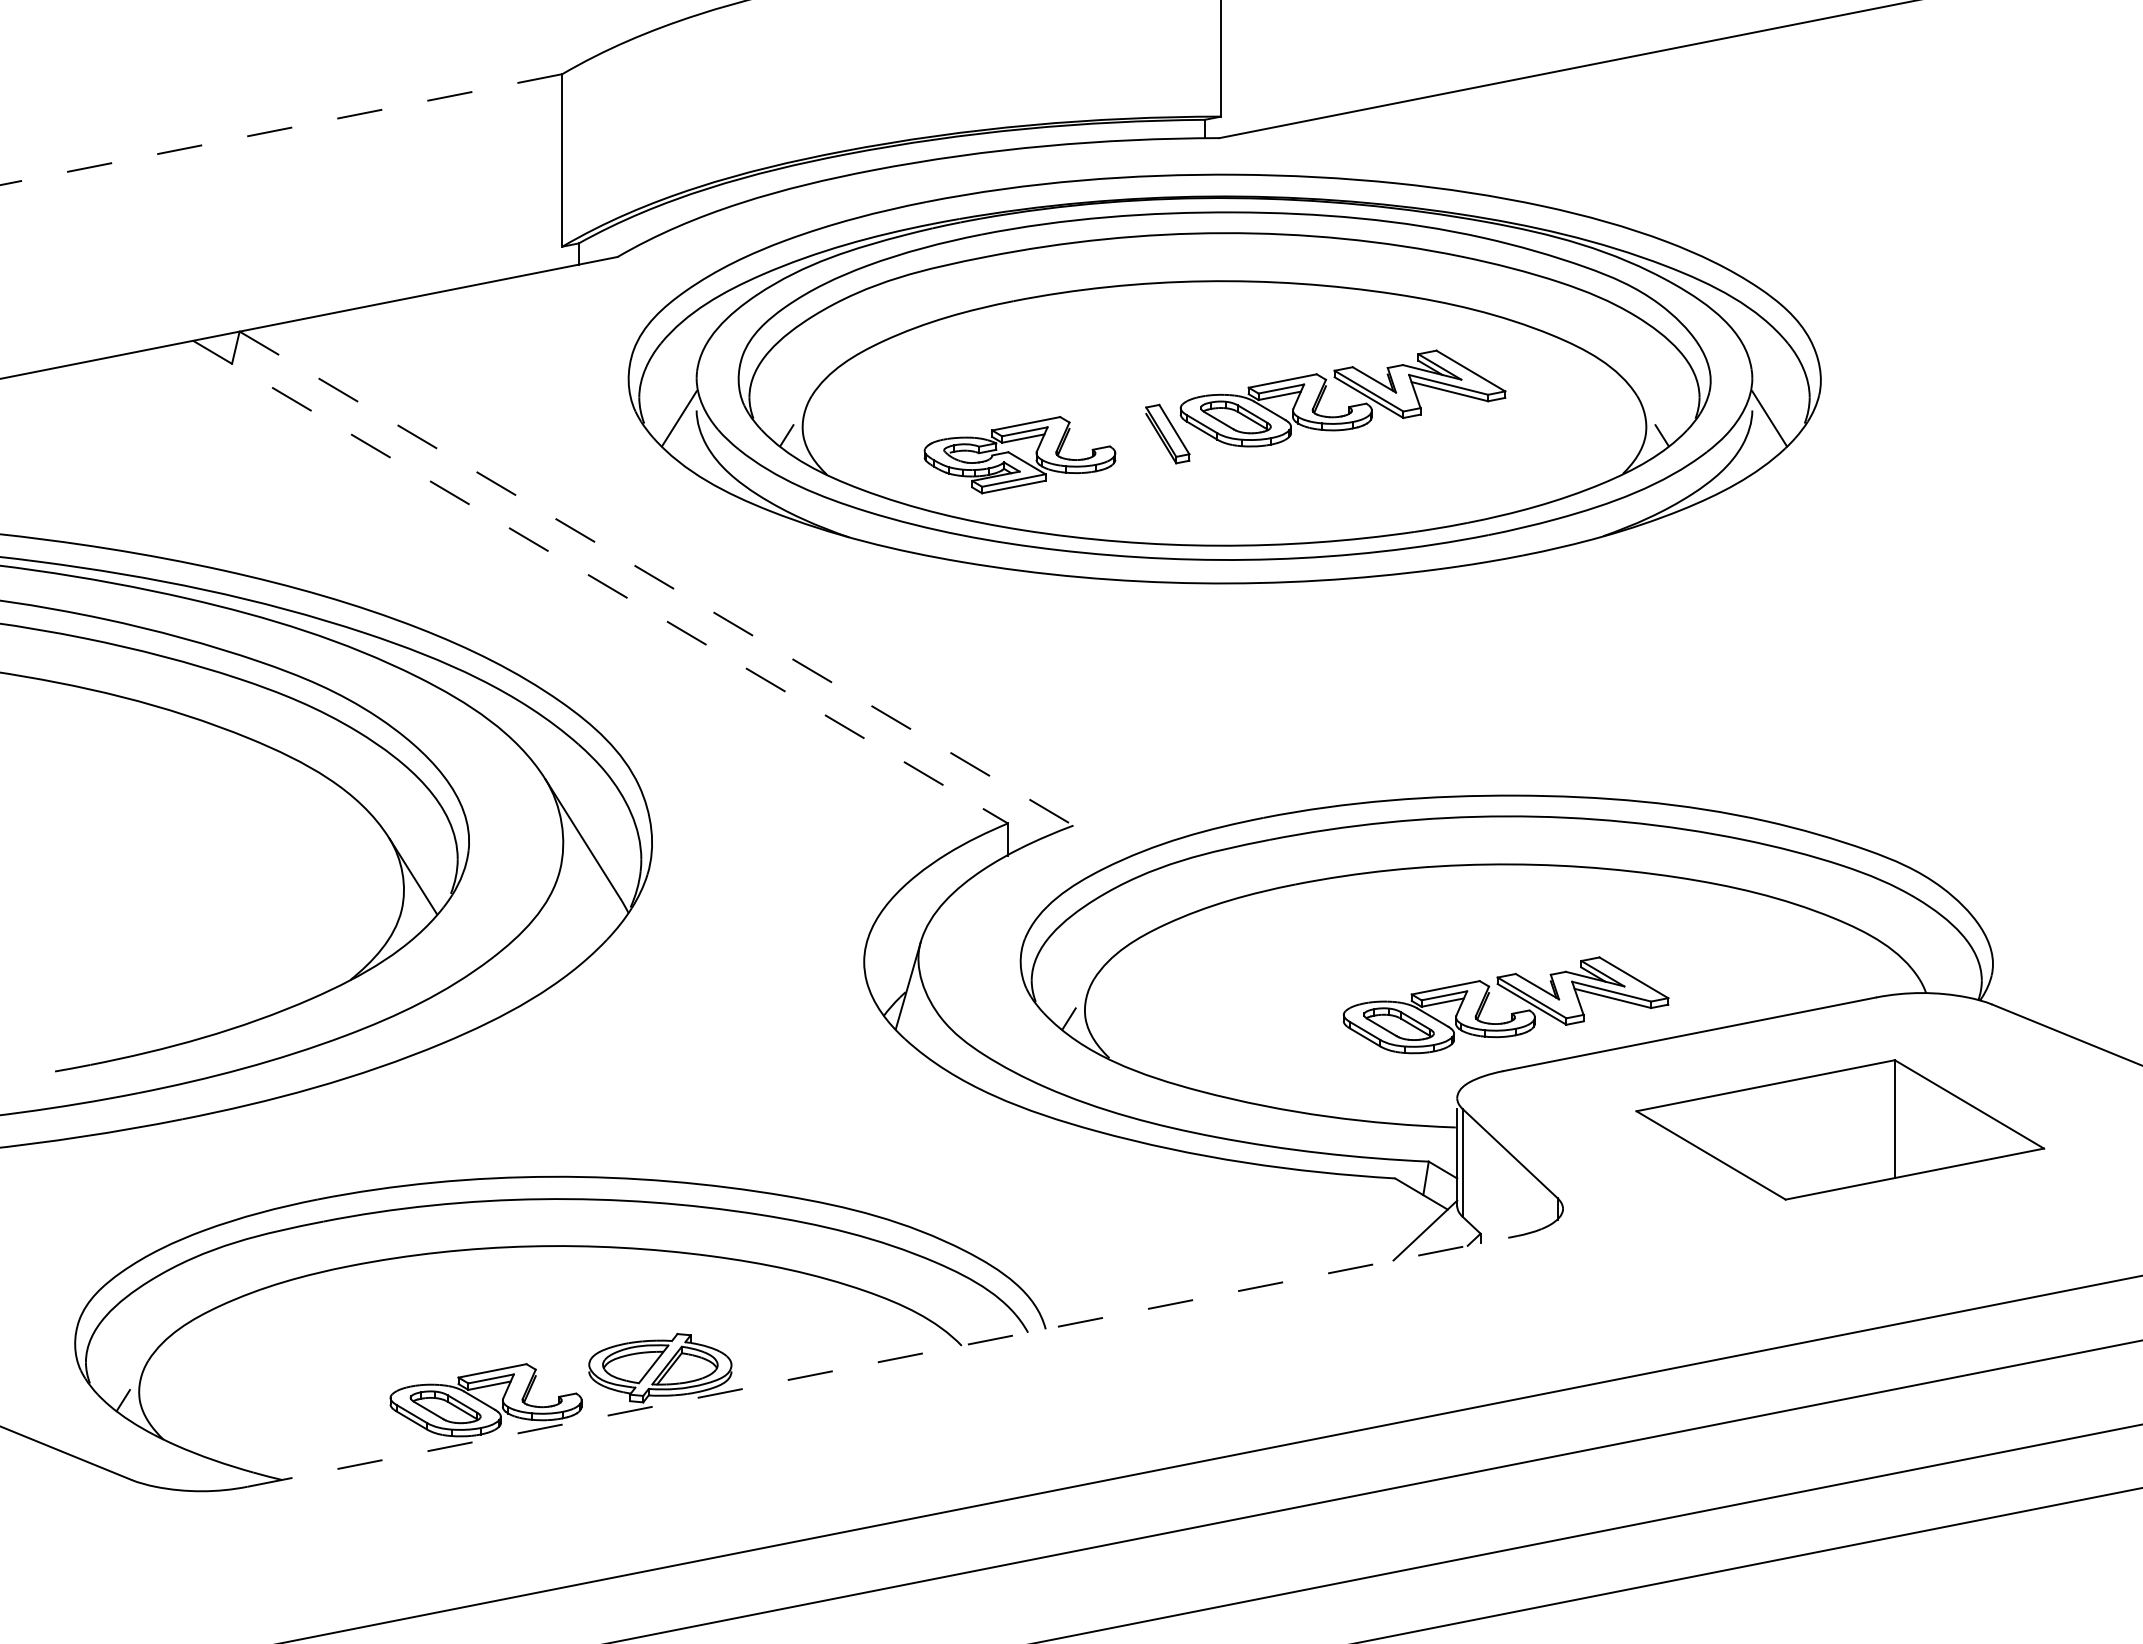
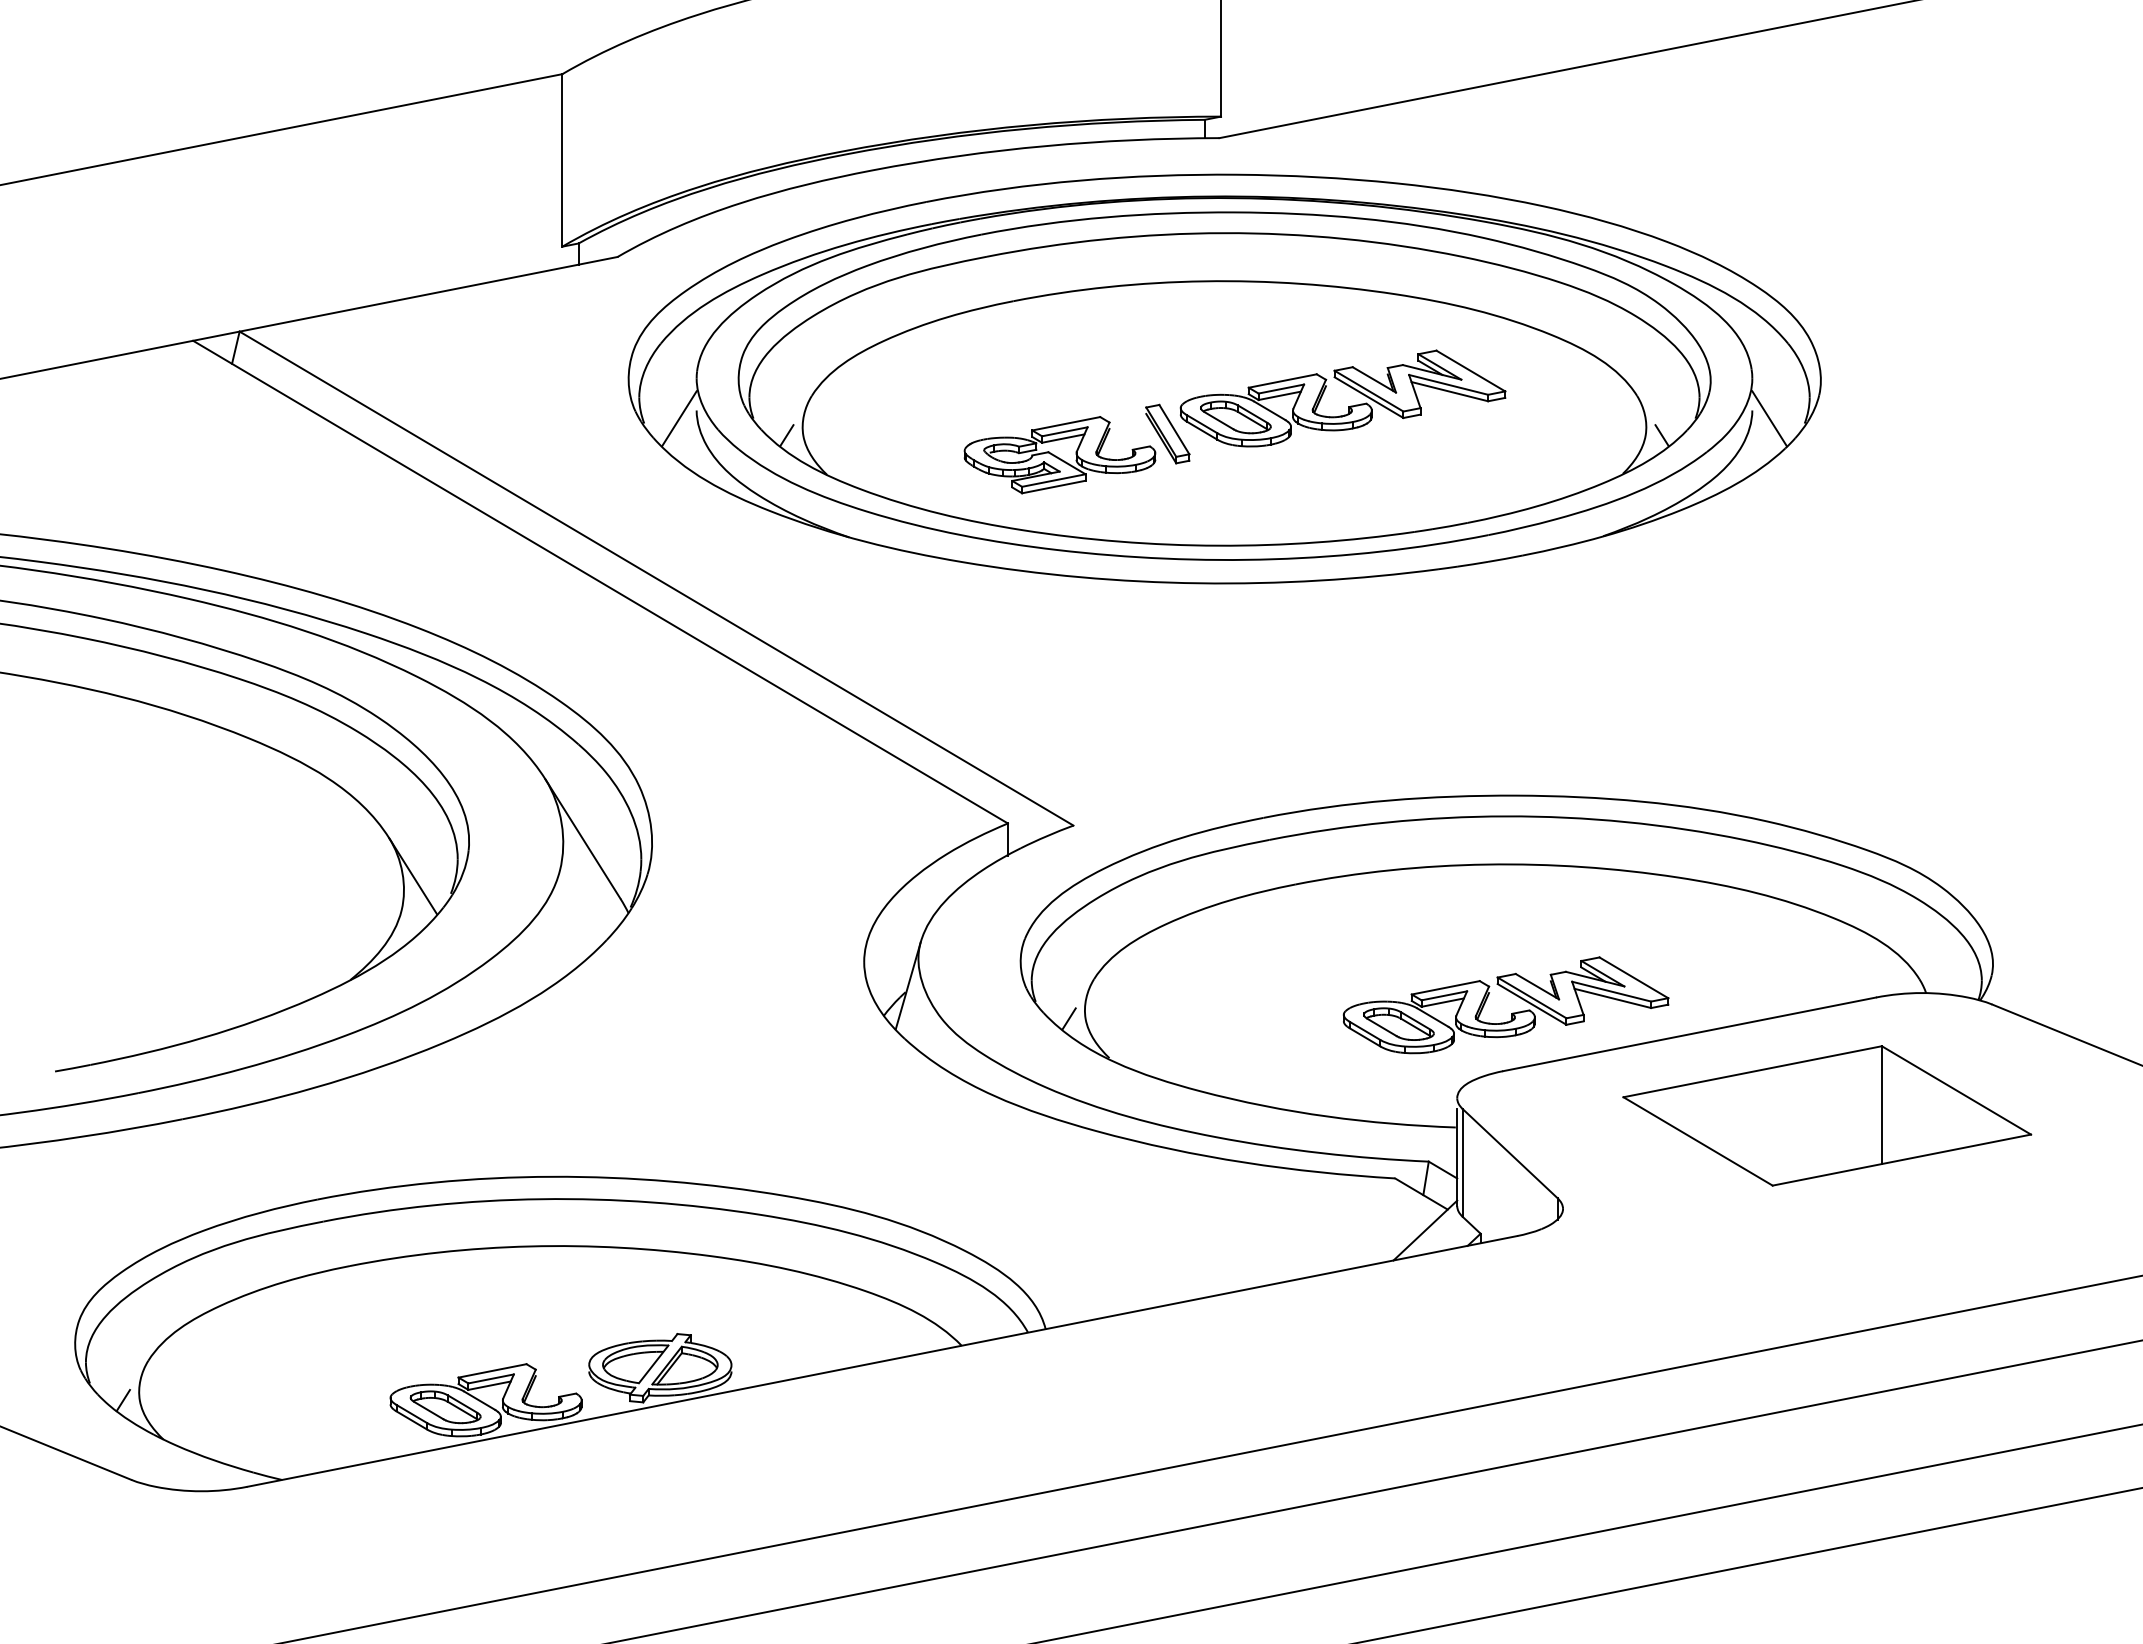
line: dashed -> solid (281, 129)
part position: (1019, 455) -> (1059, 455) (1059, 455)
line: dashed -> solid (656, 578)
line: dashed -> solid (600, 582)
part position: (1840, 1129) -> (1827, 1115) (1827, 1115)
line: dashed -> solid (882, 1361)
